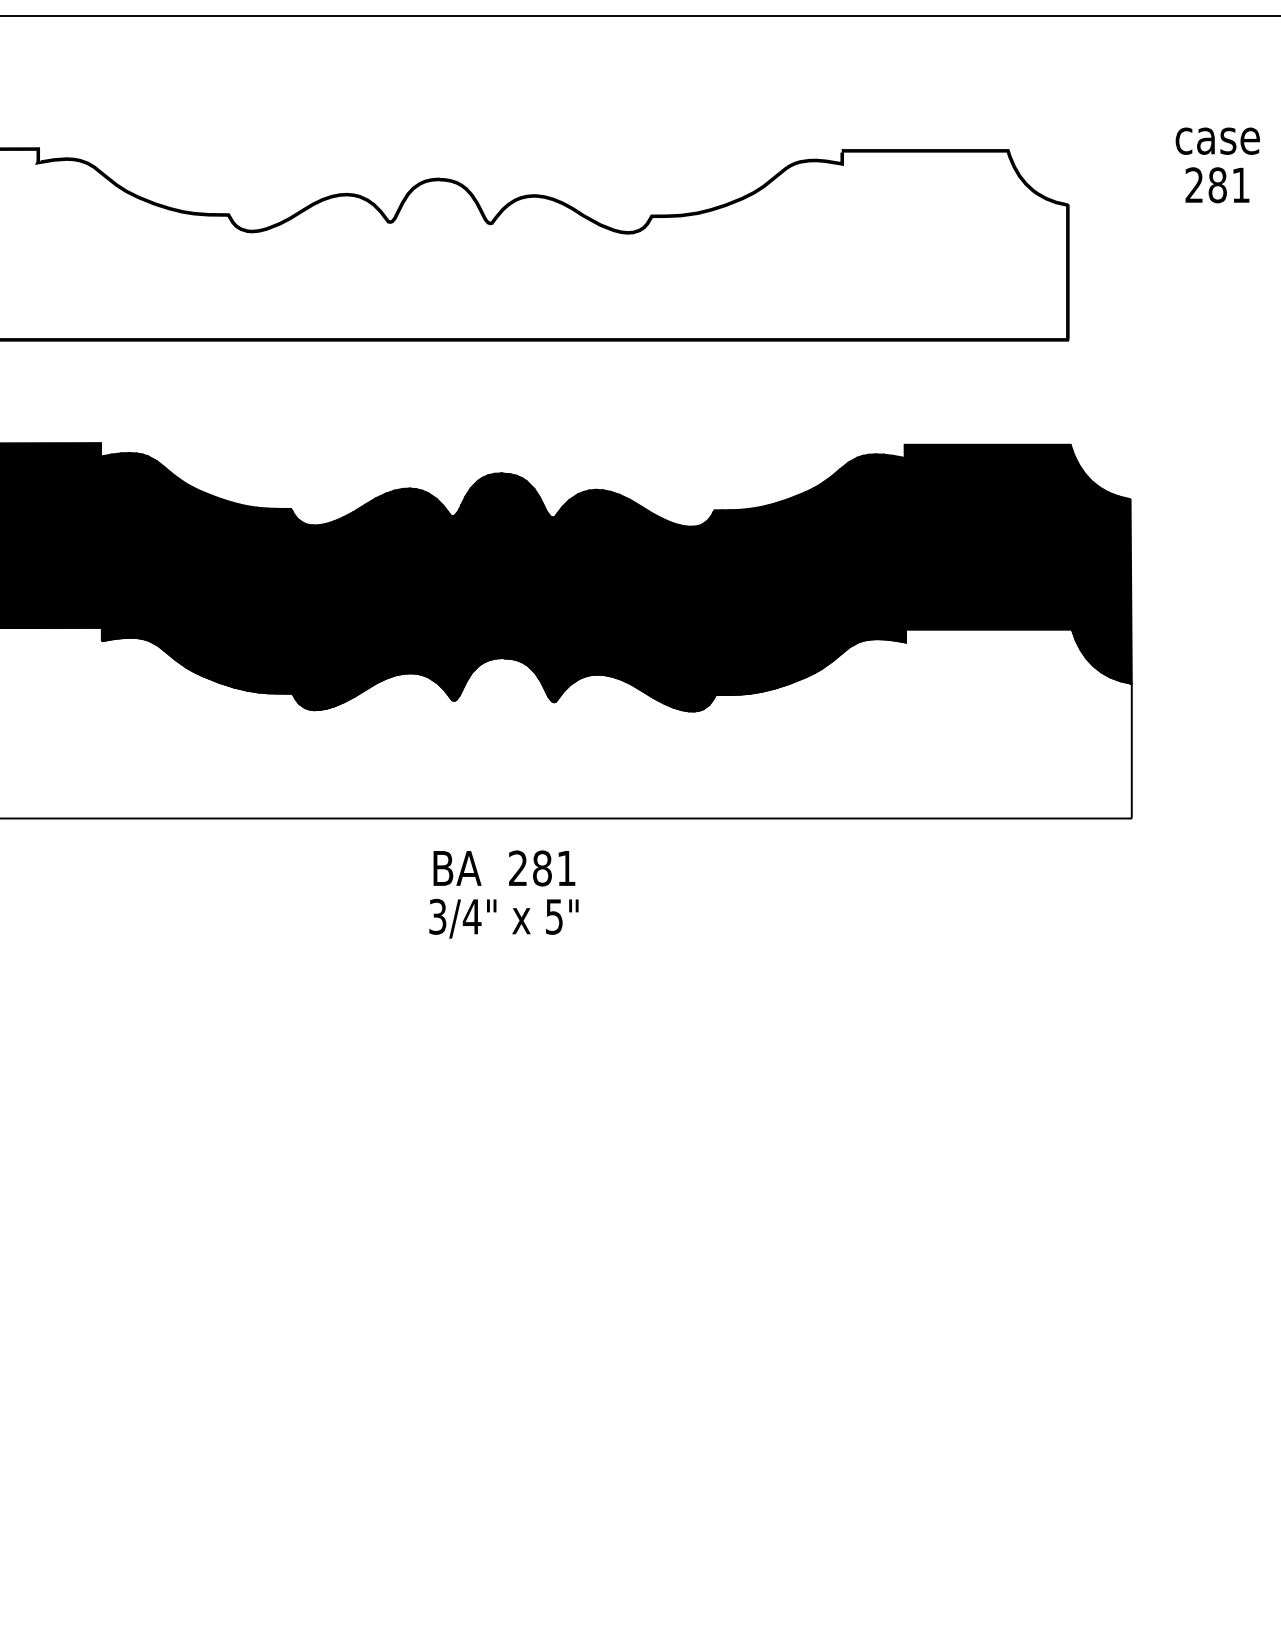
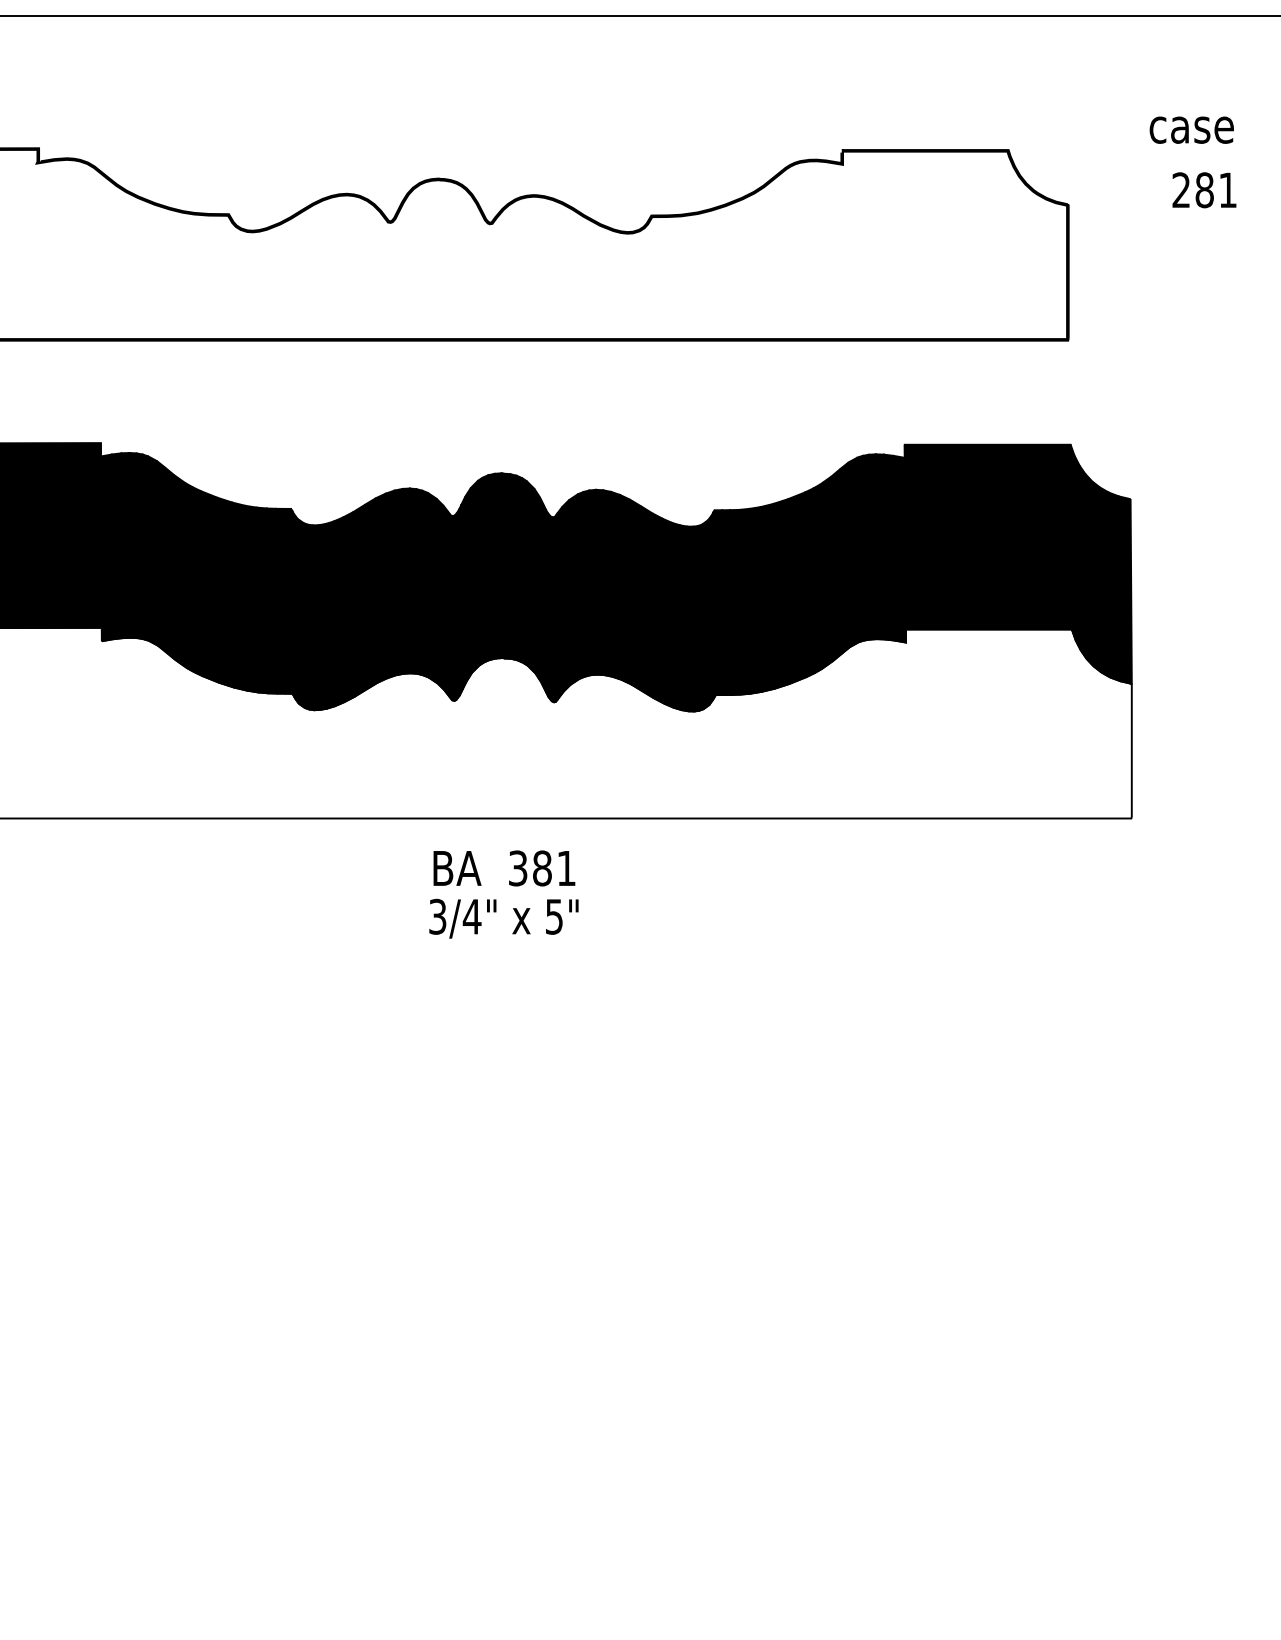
text position: (1217, 140) -> (1191, 129) (1191, 129)
text position: (1217, 185) -> (1204, 190) (1204, 190)
text: 281 -> 381 (518, 868)
